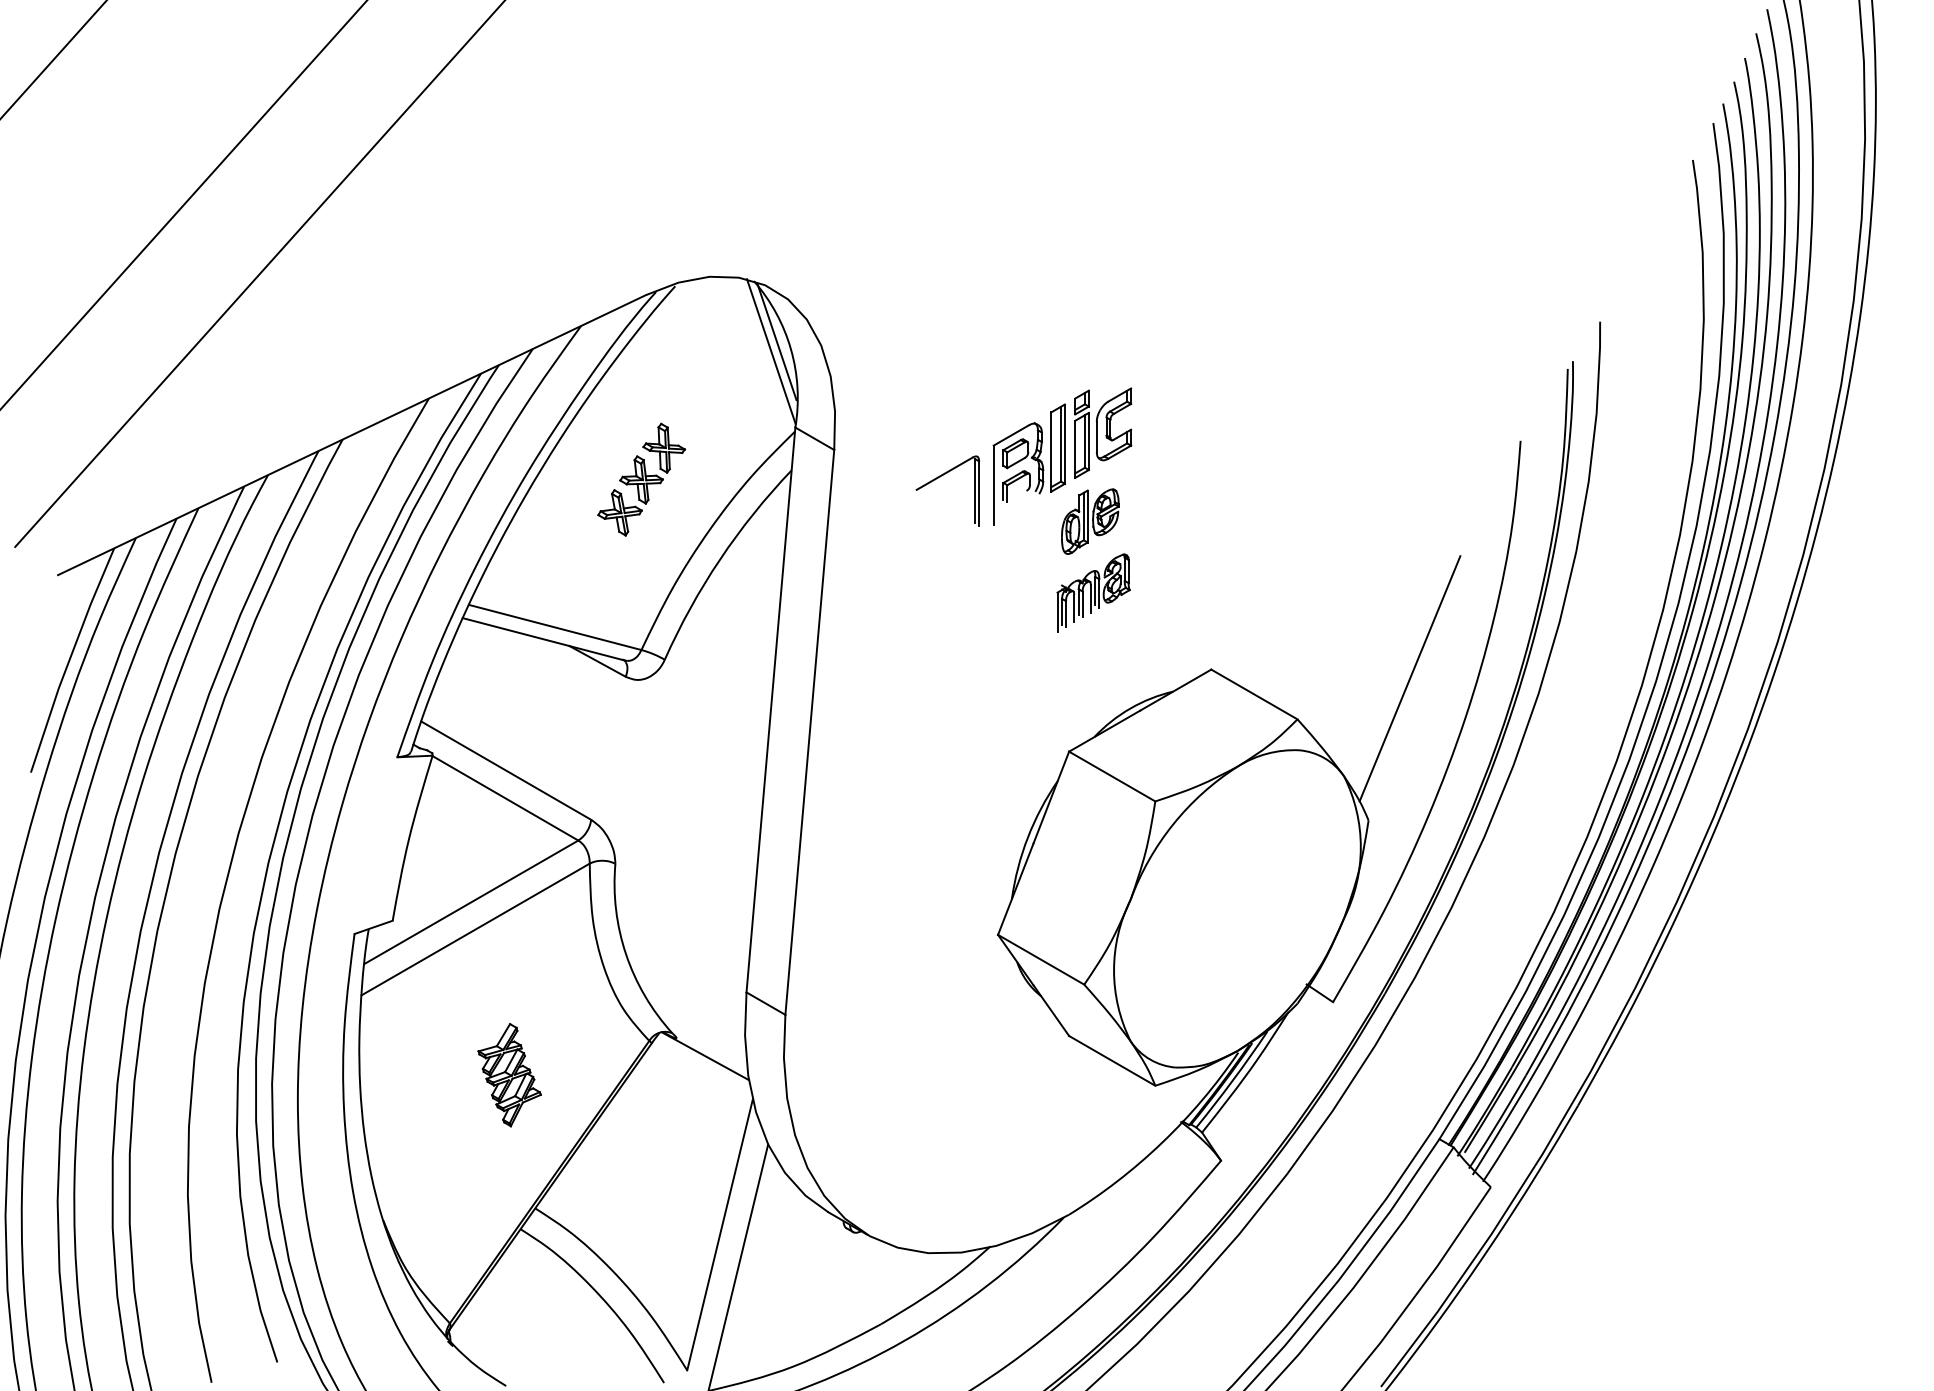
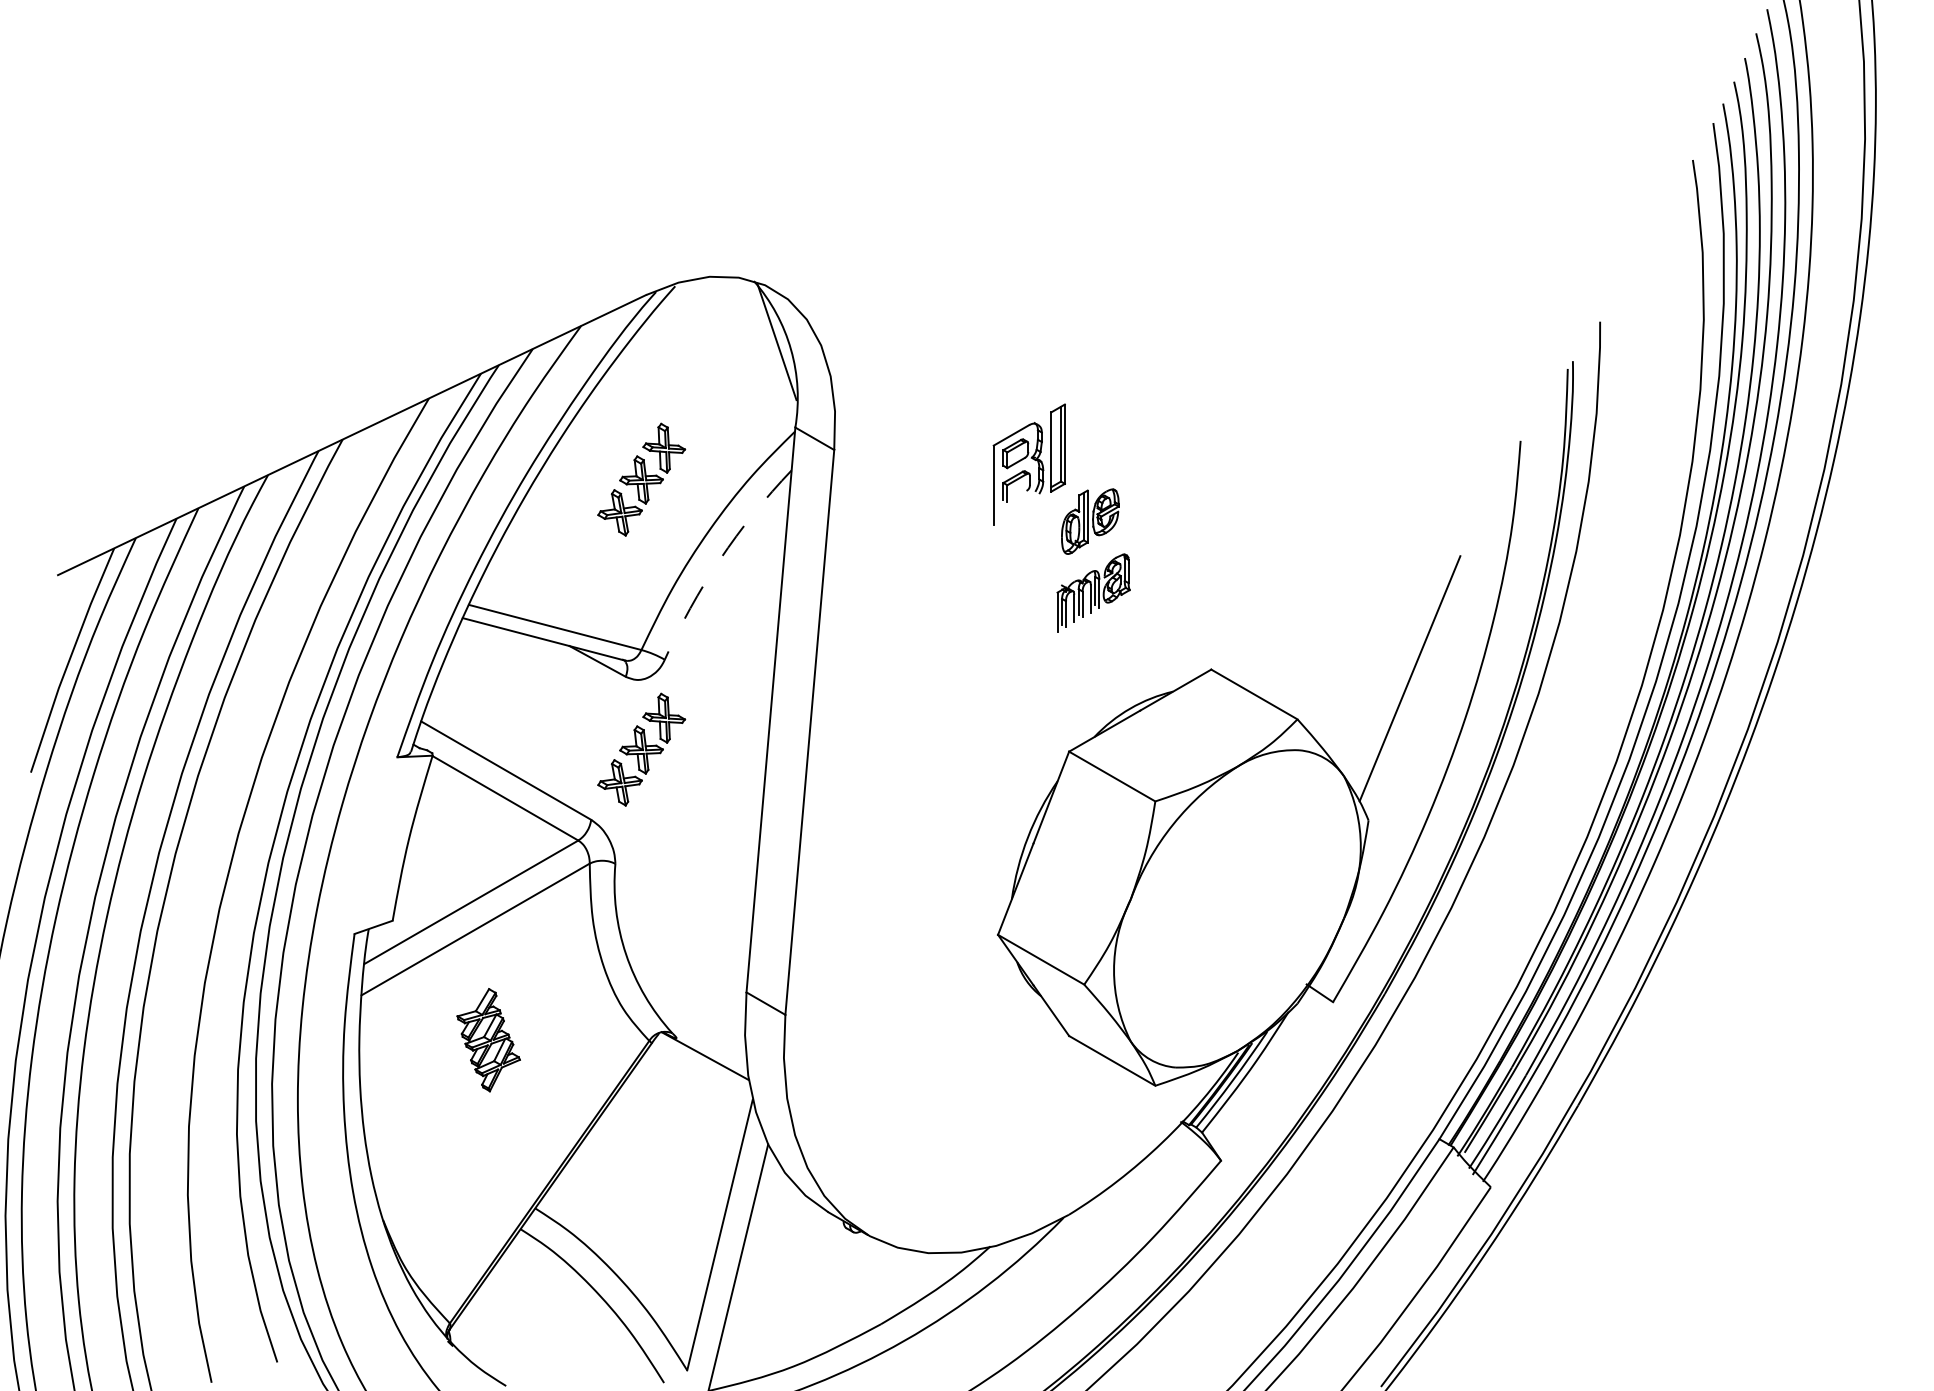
line: present -> none (53, 59)
line: present -> none (183, 204)
line: present -> none (259, 274)
line: present -> none (771, 351)
part: present -> none (1103, 432)
part: present -> none (940, 477)
arc: solid -> dashed (720, 559)
part: none -> present (641, 749)
part position: (509, 1075) -> (488, 1040) (488, 1040)
